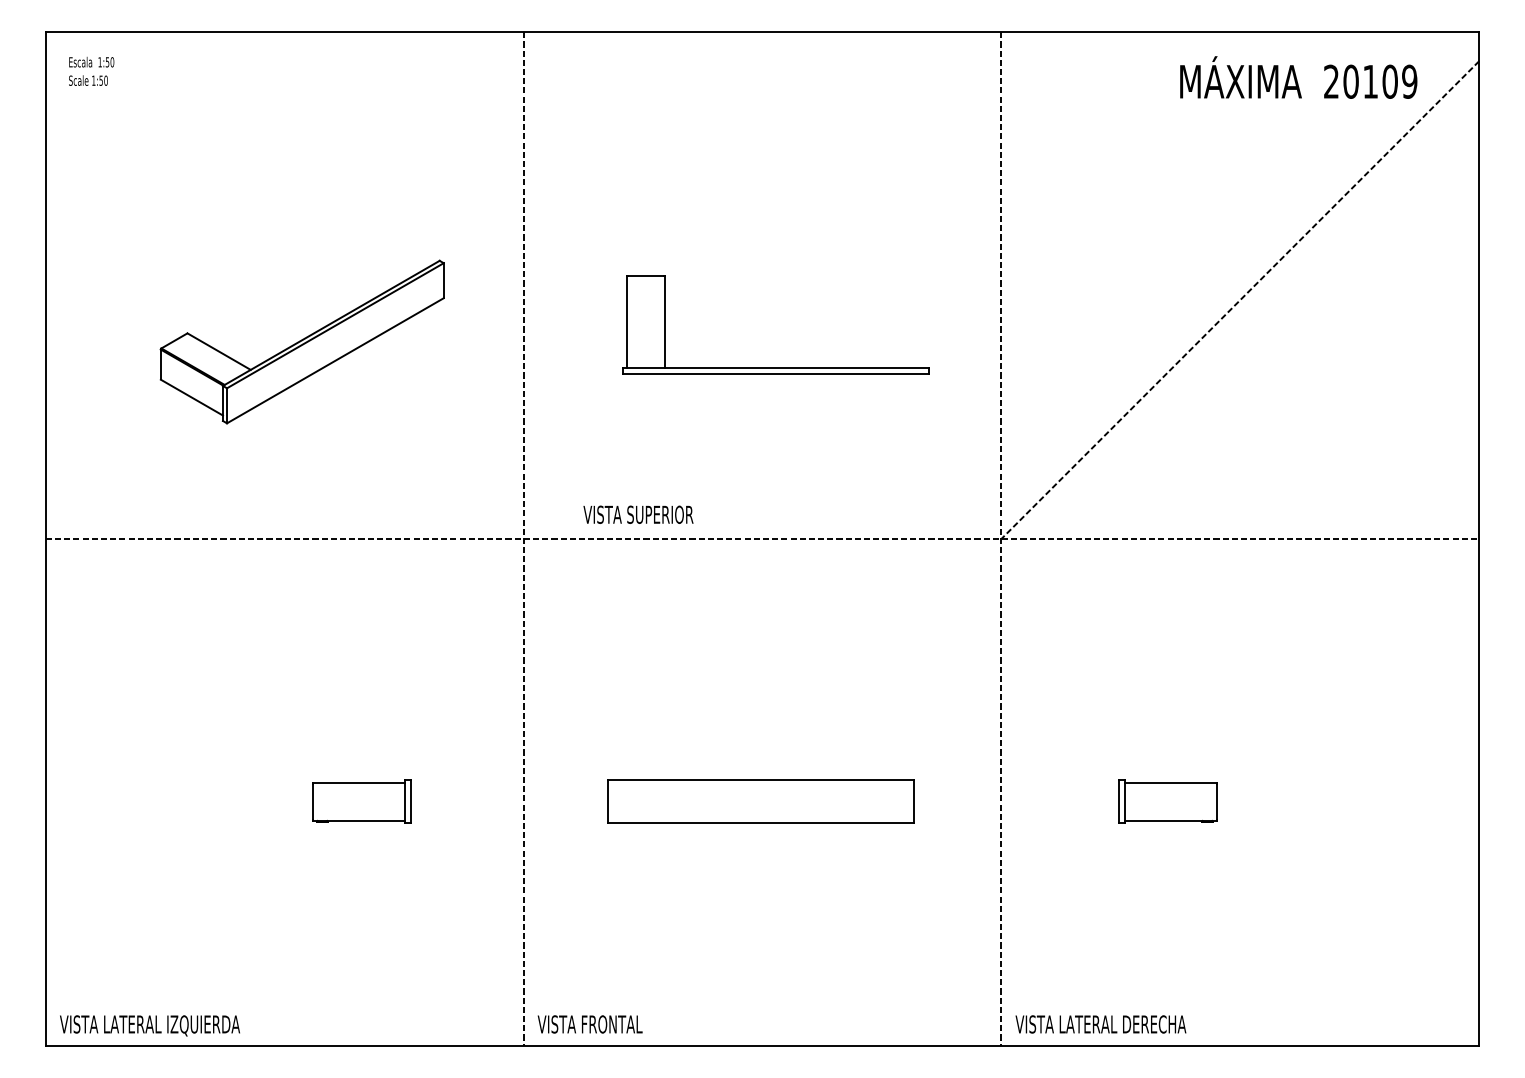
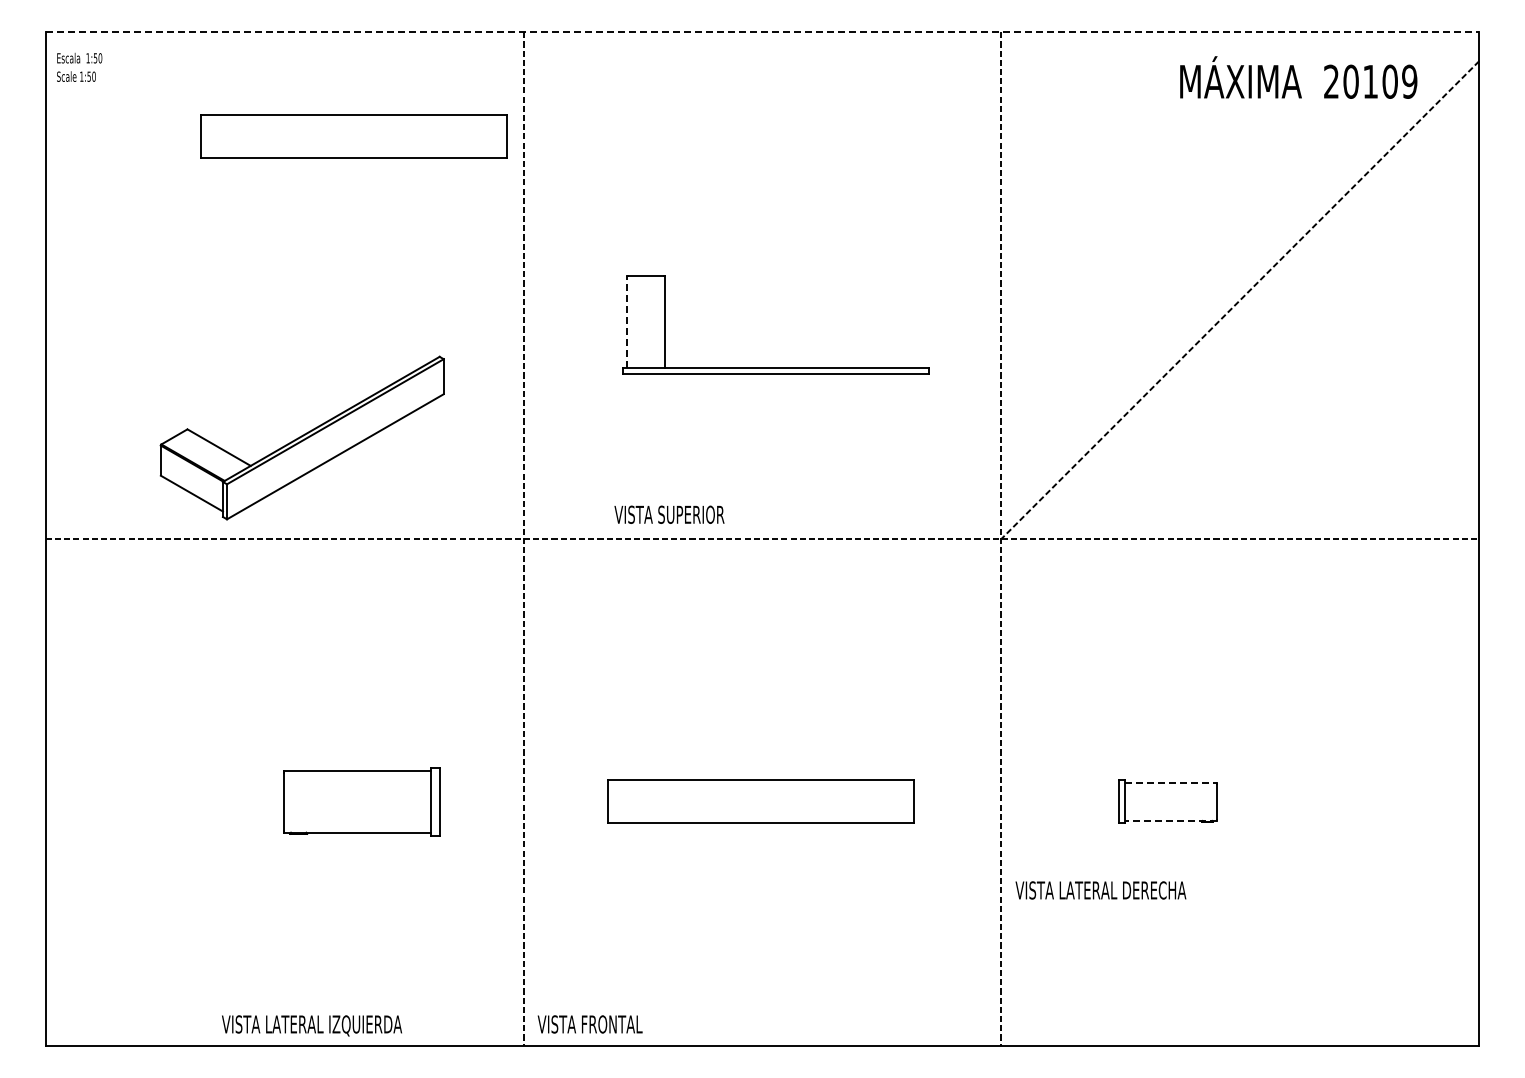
line: solid -> dashed (762, 32)
text position: (91, 71) -> (79, 67) (79, 67)
part: none -> present (353, 136)
line: solid -> dashed (626, 322)
part position: (301, 341) -> (301, 437) (301, 437)
text position: (638, 514) -> (669, 514) (669, 514)
line: solid -> dashed (1171, 782)
part size: 100x45 px -> 158x70 px (361, 801)
line: solid -> dashed (1171, 821)
text position: (1100, 1024) -> (1100, 890) (1100, 890)
text position: (149, 1025) -> (311, 1025) (311, 1025)
